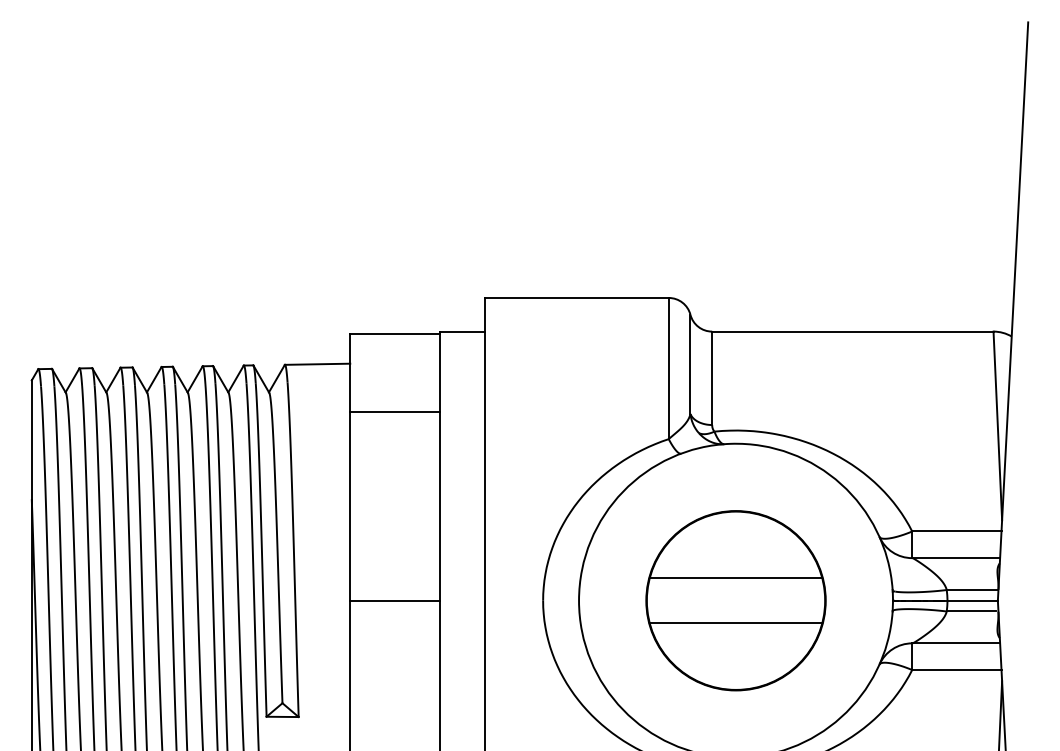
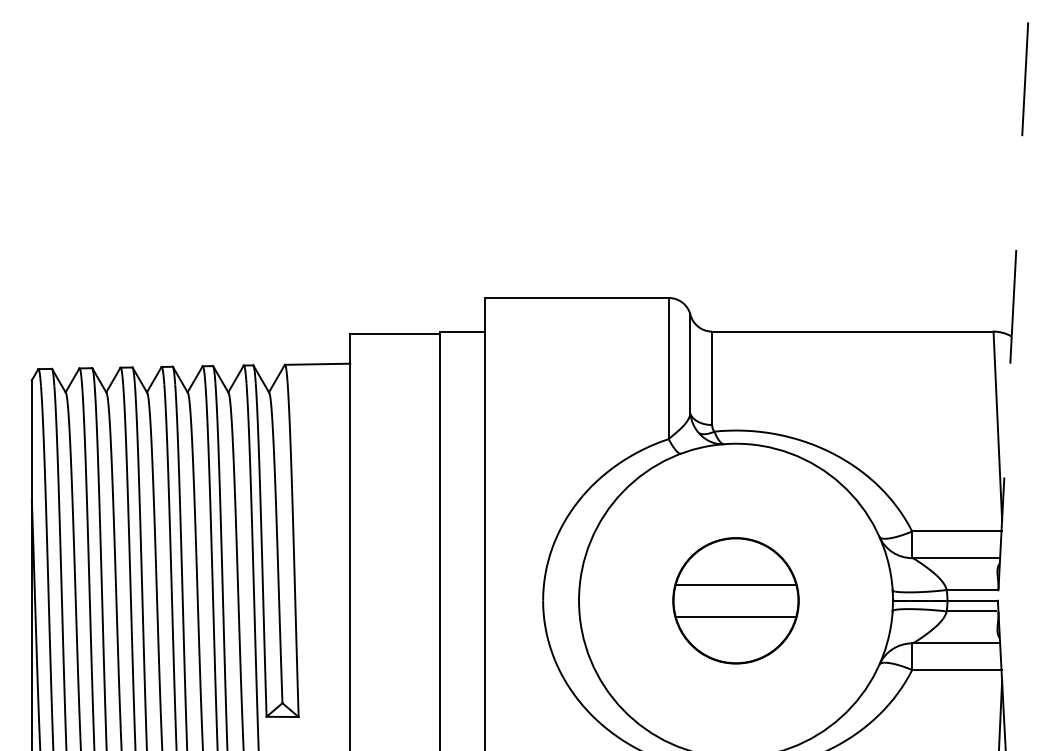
line: solid -> dashed (1013, 311)
line: present -> none (394, 411)
line: present -> none (394, 600)
part size: 182x182 px -> 128x128 px (735, 600)
